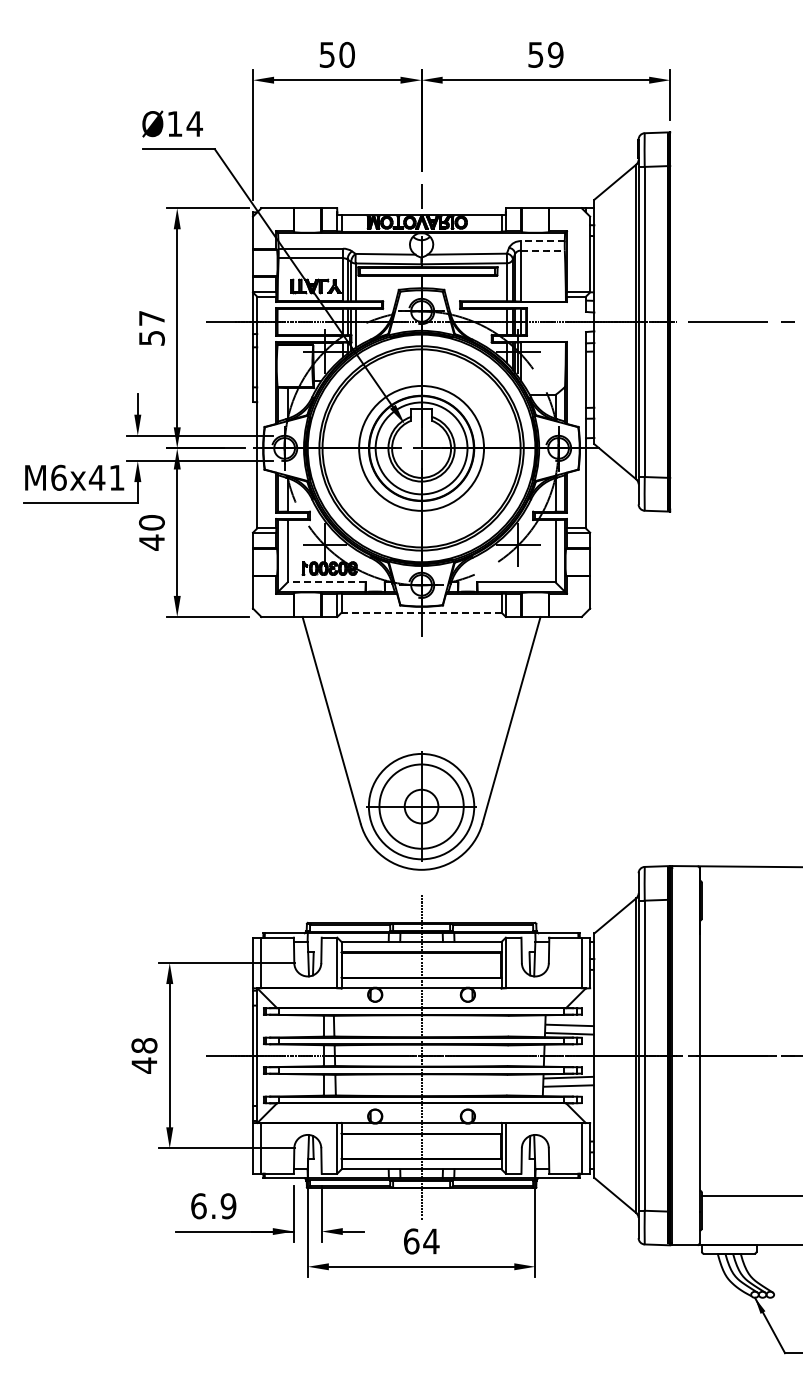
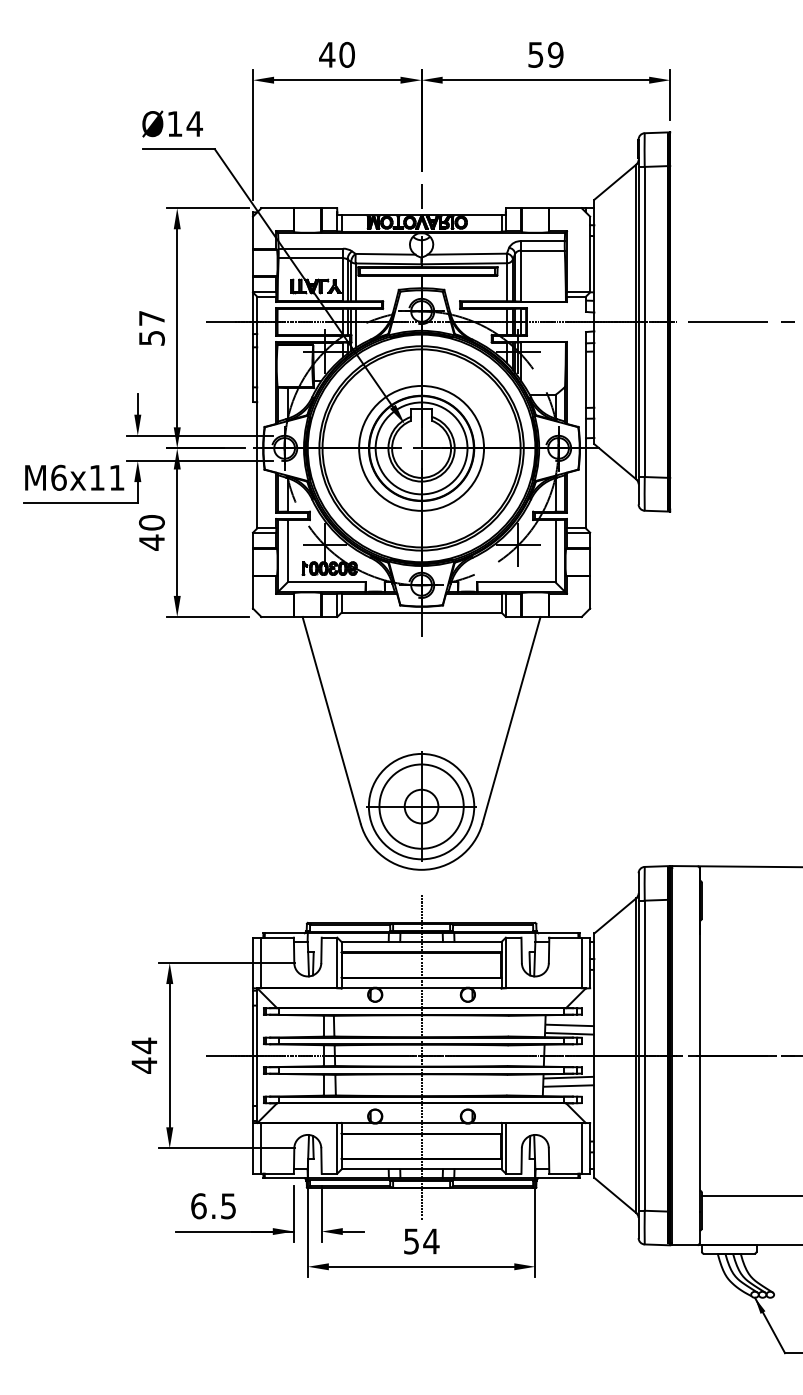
text: 50 -> 40 (327, 54)
line: dashed -> solid (543, 241)
line: dashed -> solid (543, 250)
text: M6x41 -> M6x11 (96, 477)
line: dashed -> solid (326, 582)
line: dashed -> solid (421, 612)
text: 48 -> 44 (144, 1045)
text: 6.9 -> 6.5 (228, 1205)
text: 64 -> 54 (411, 1241)
